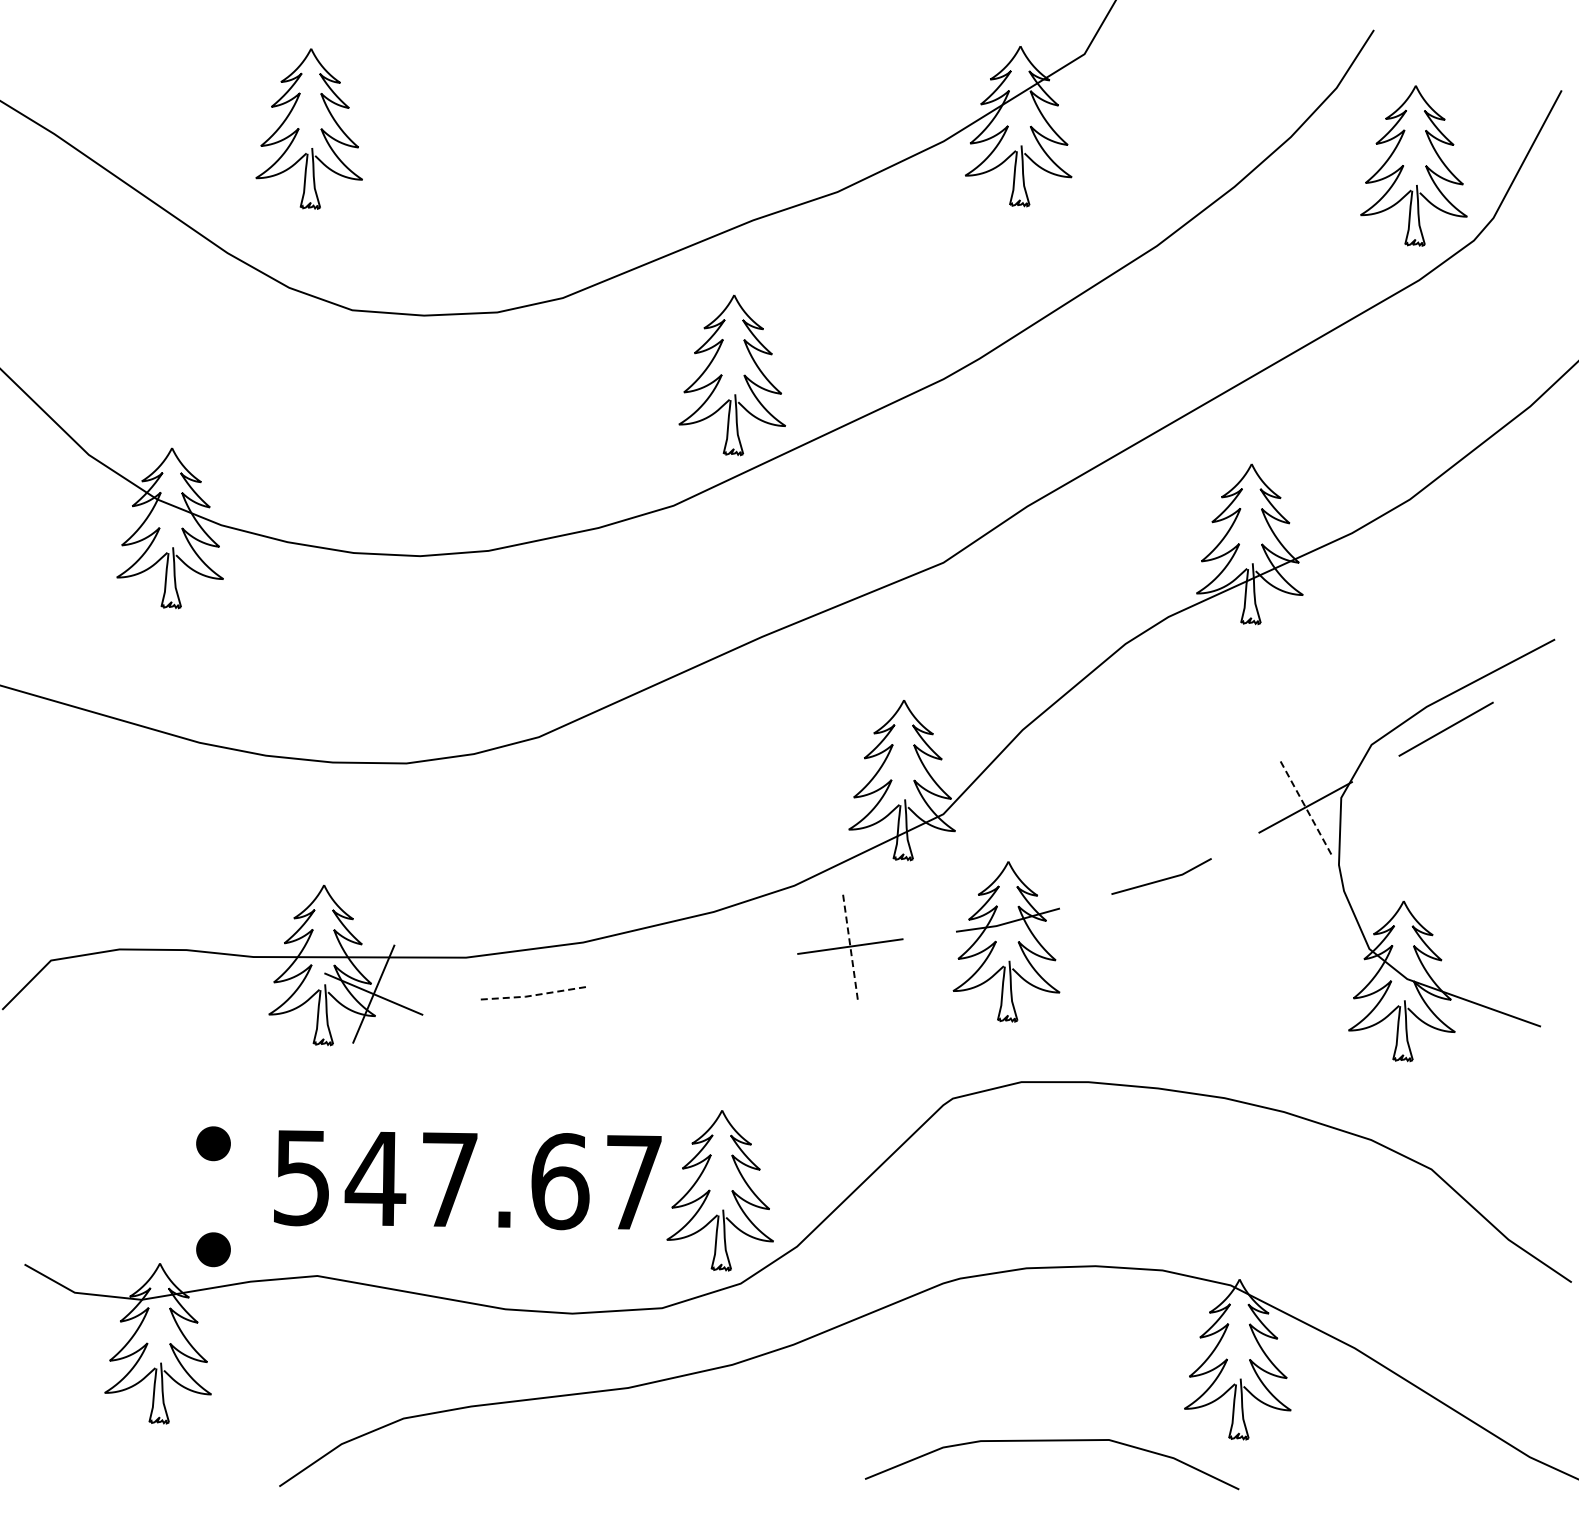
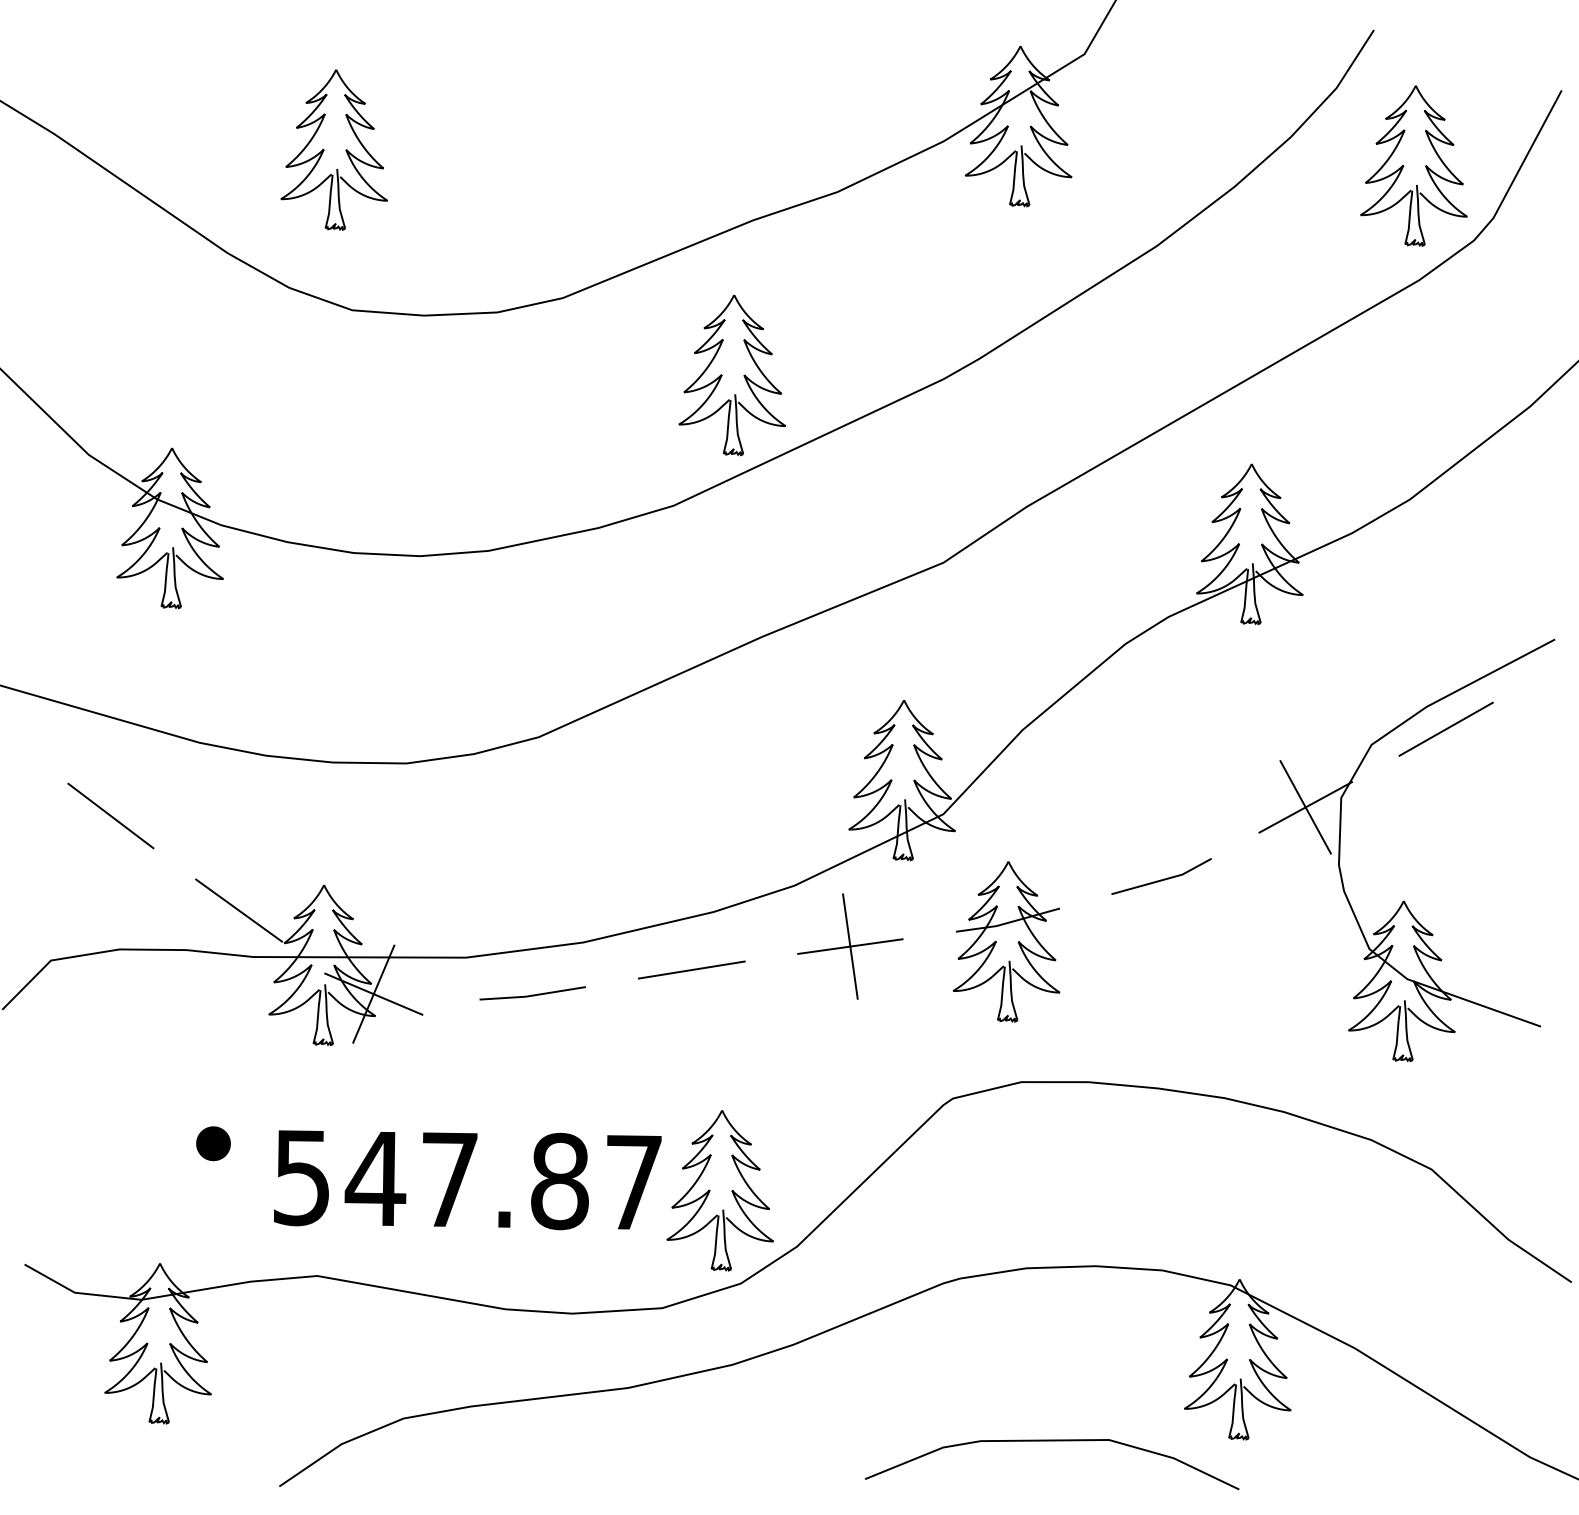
part position: (308, 128) -> (333, 149) (333, 149)
line: dashed -> solid (1305, 807)
line: none -> present (110, 815)
line: none -> present (239, 910)
line: dashed -> solid (850, 946)
line: none -> present (691, 969)
line: dashed -> solid (531, 995)
text: 547.67 -> 547.87 (560, 1181)
part: present -> none (213, 1249)
